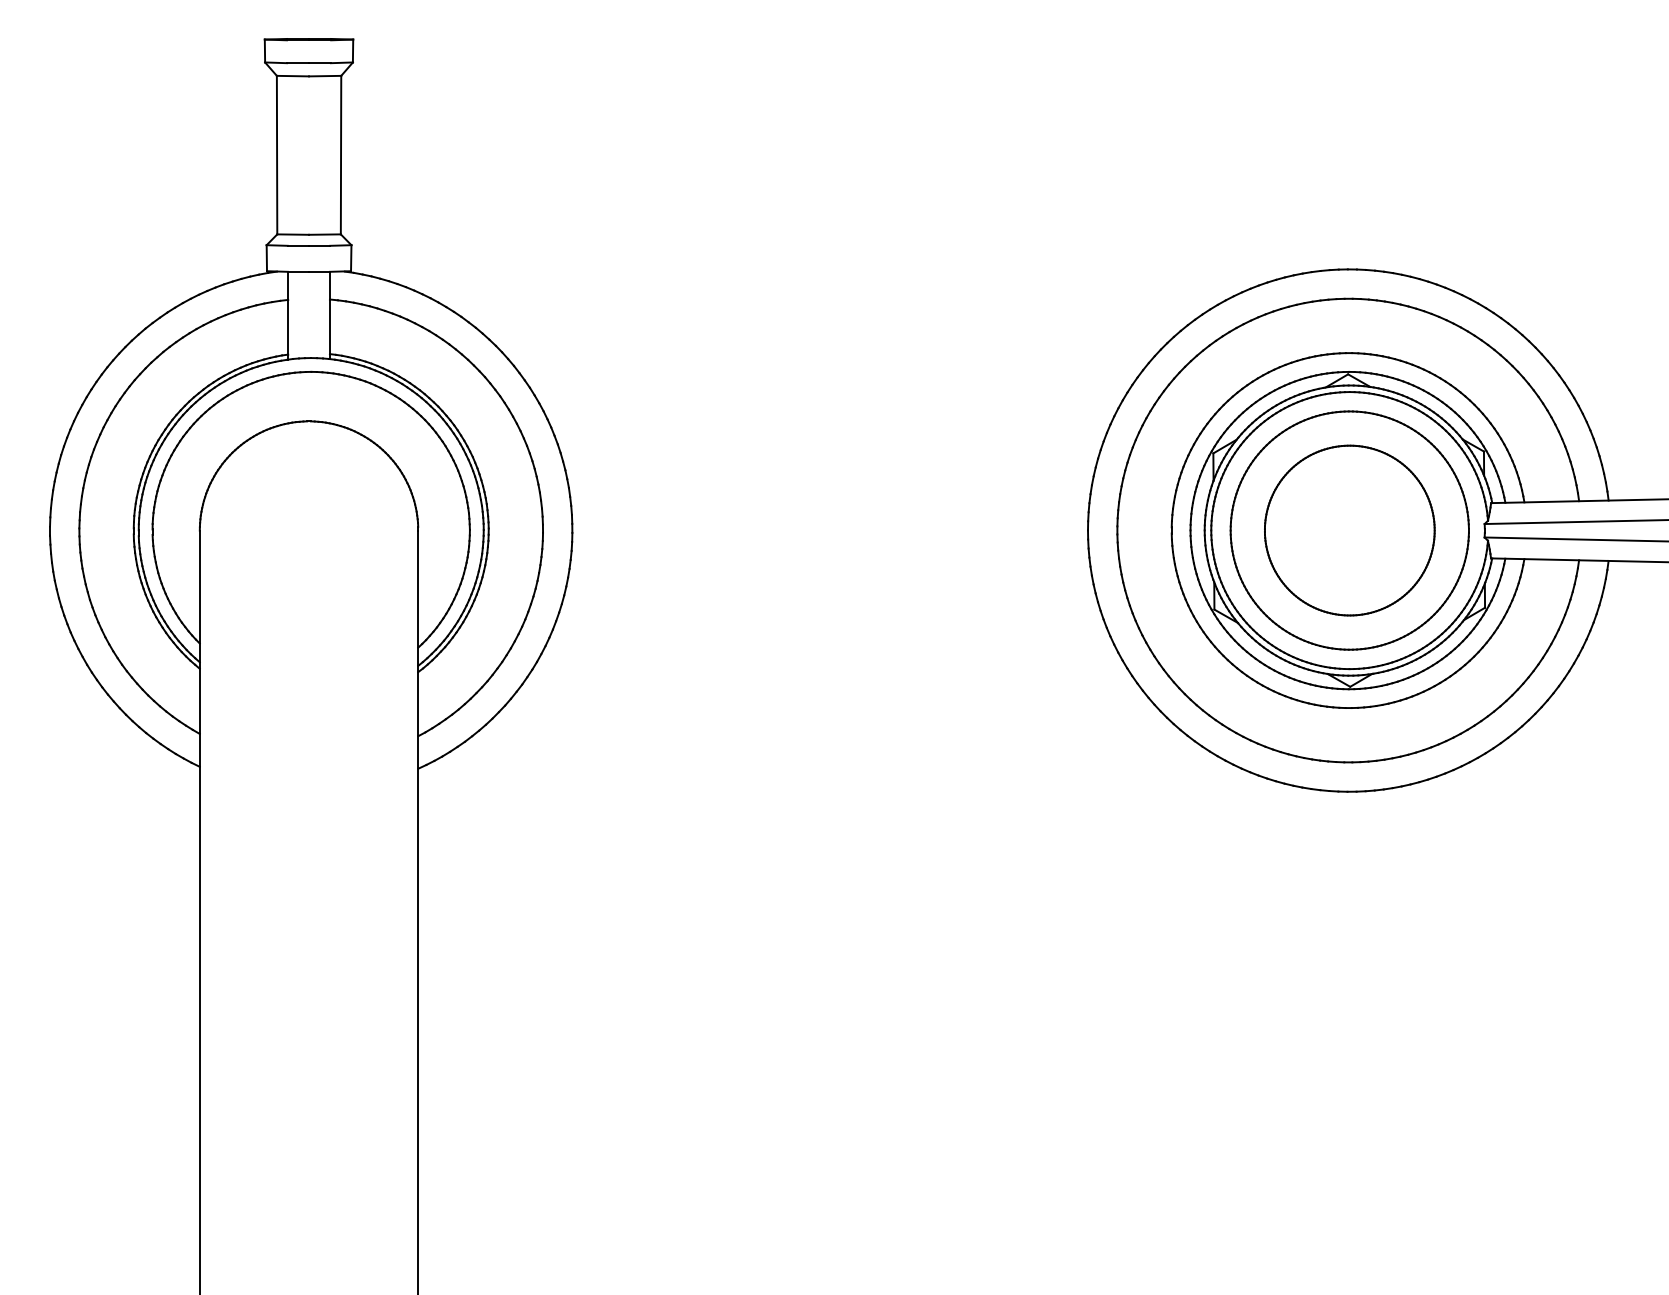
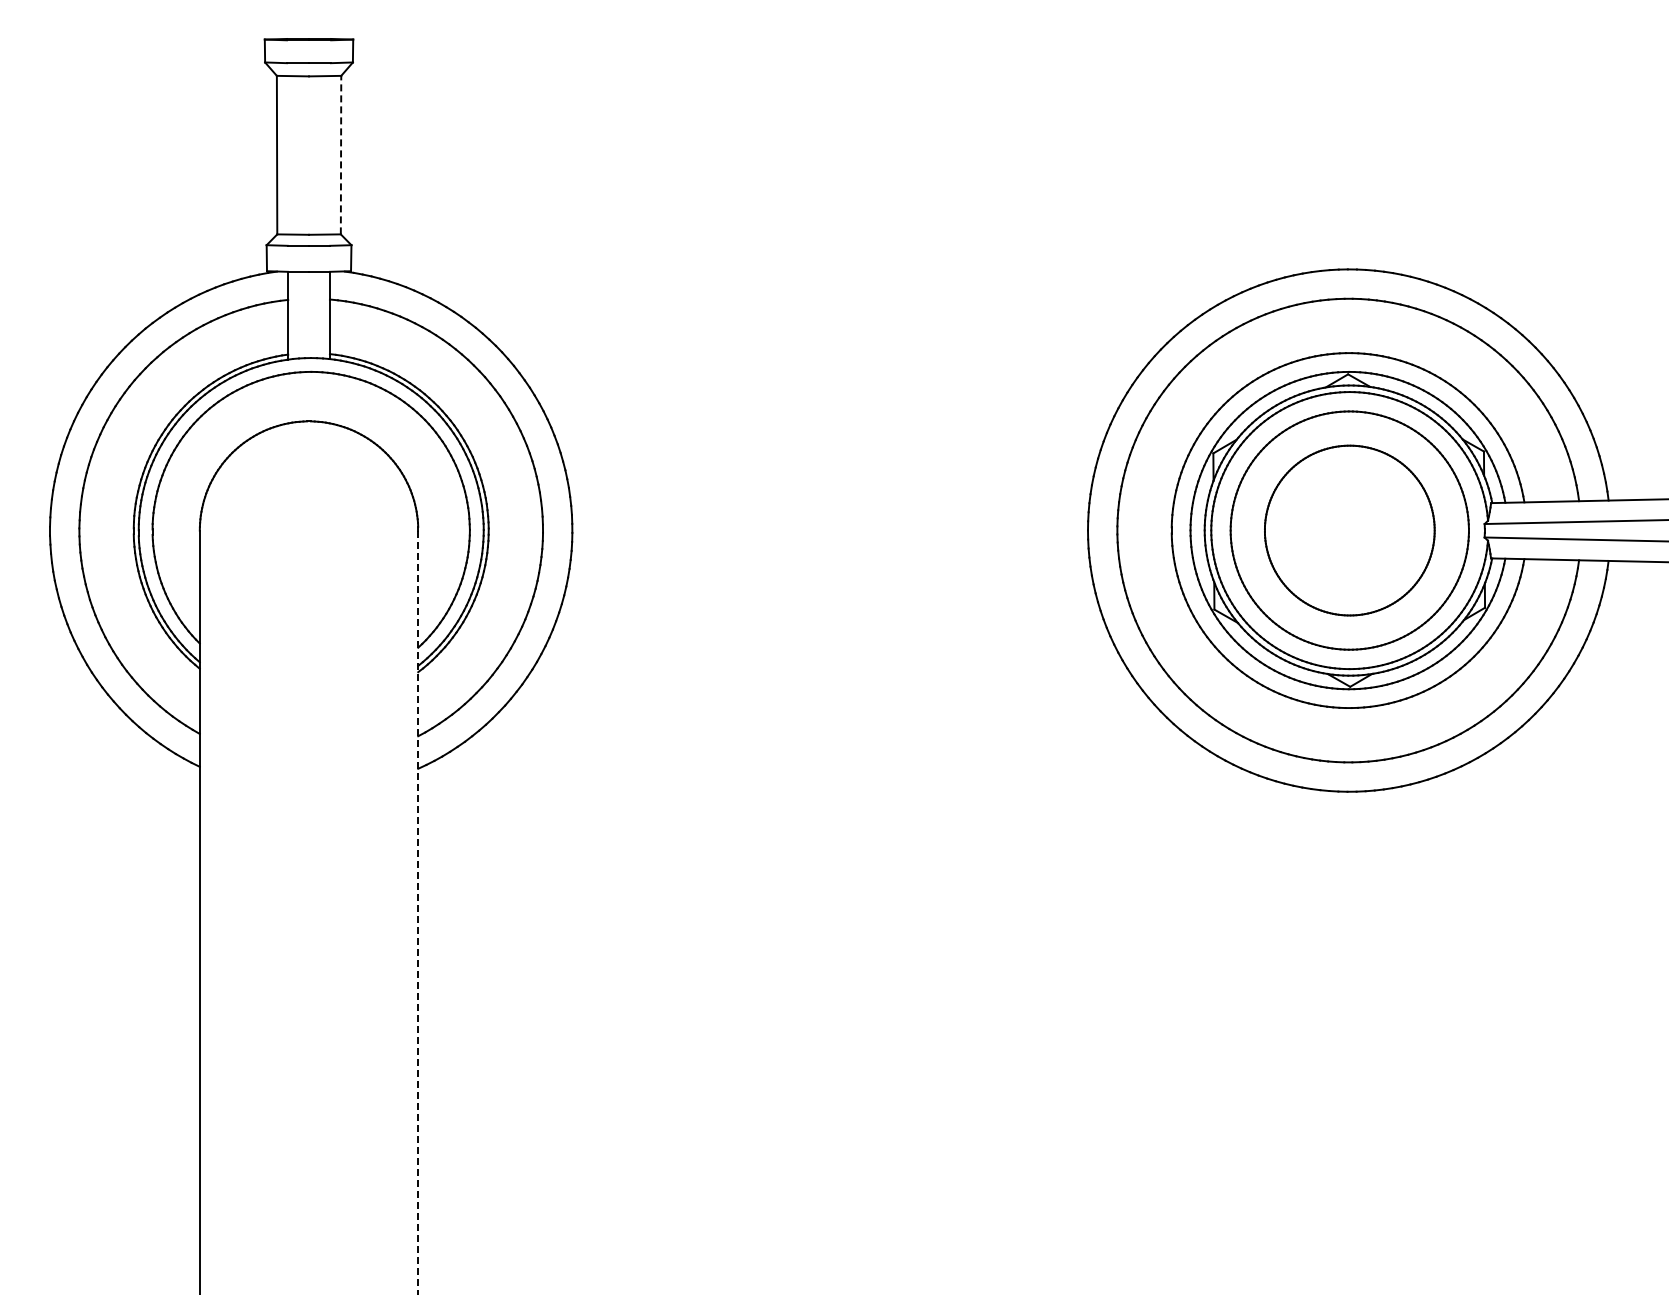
line: solid -> dashed (341, 154)
line: solid -> dashed (418, 912)
